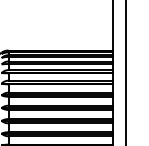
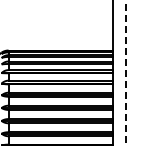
line: solid -> dashed (125, 73)
